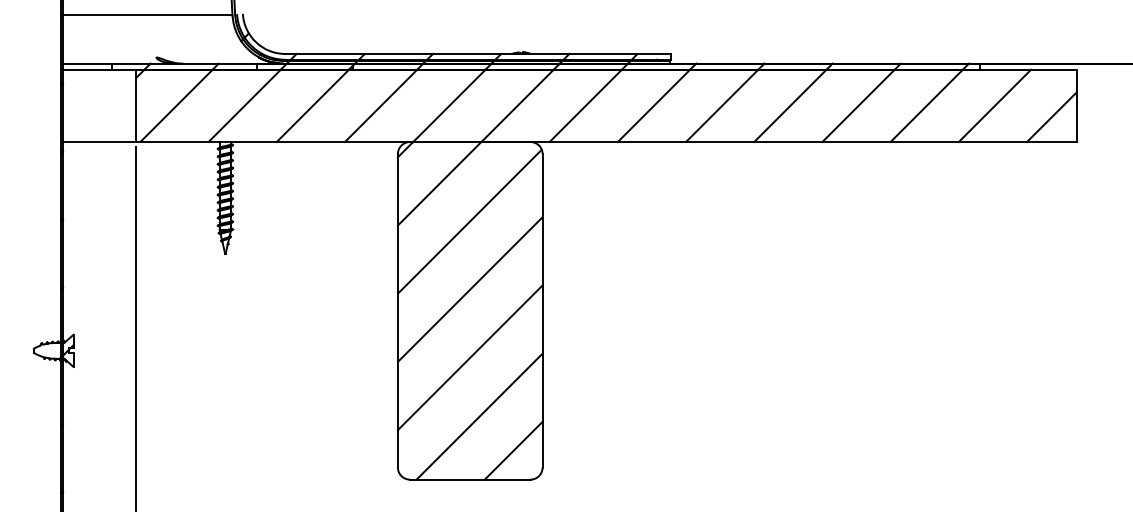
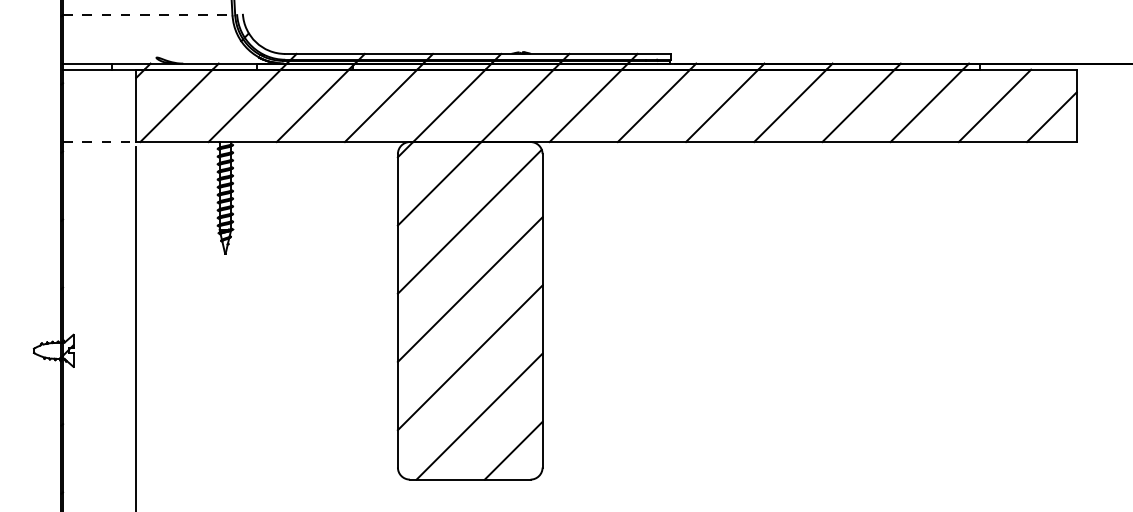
line: solid -> dashed (147, 15)
line: solid -> dashed (99, 142)
